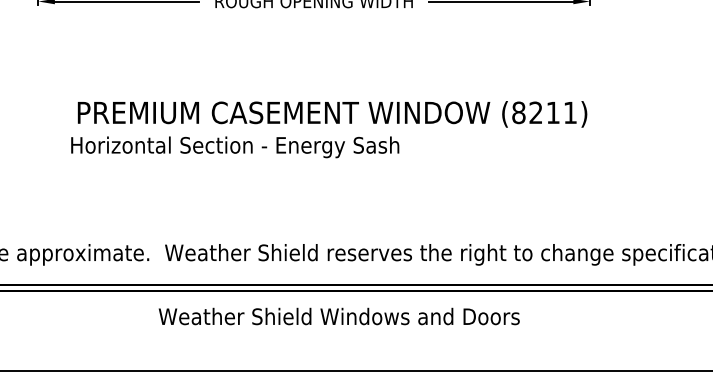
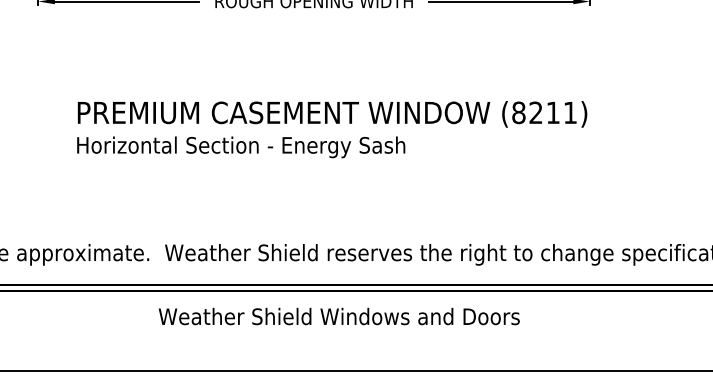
text position: (235, 147) -> (241, 147) (241, 147)
